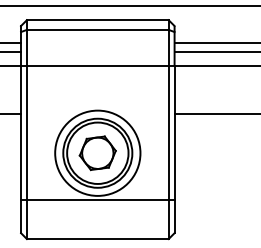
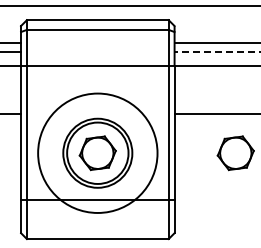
line: solid -> dashed (217, 52)
circle diameter: 85 px -> 119 px (97, 152)
part: none -> present (235, 153)
